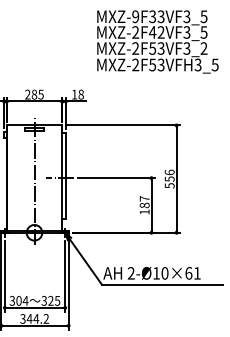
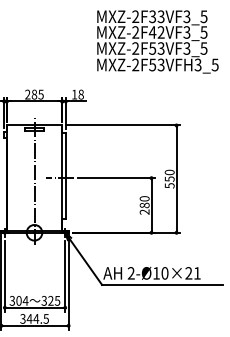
text: MXZ-9F33VF3_5 -> MXZ-2F33VF3_5 (135, 17)
text: MXZ-2F53VF3_2 -> MXZ-2F53VF3_5 (203, 48)
text: 556 -> 550 (169, 172)
text: 187 -> 280 (144, 205)
text: 2-Ø10×61 -> 2-Ø10×21 (188, 273)
text: 344.2 -> 344.5 (45, 318)
